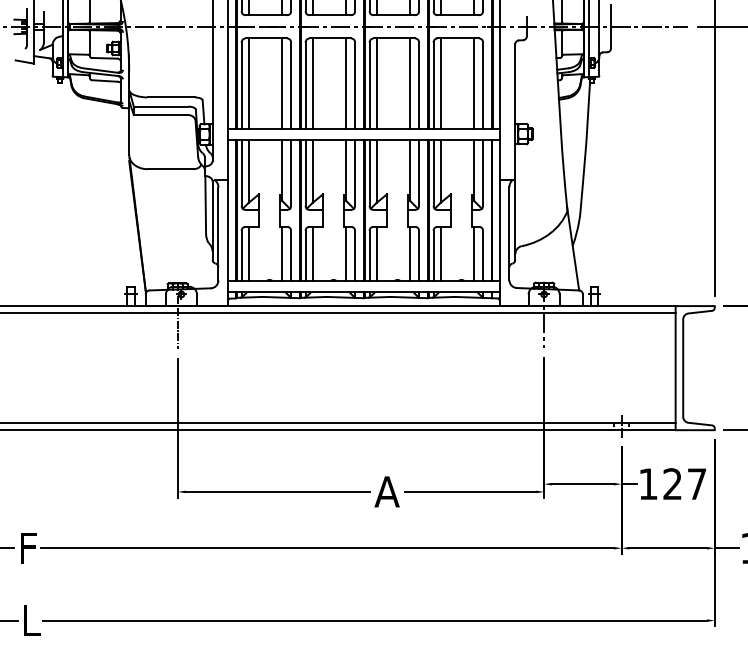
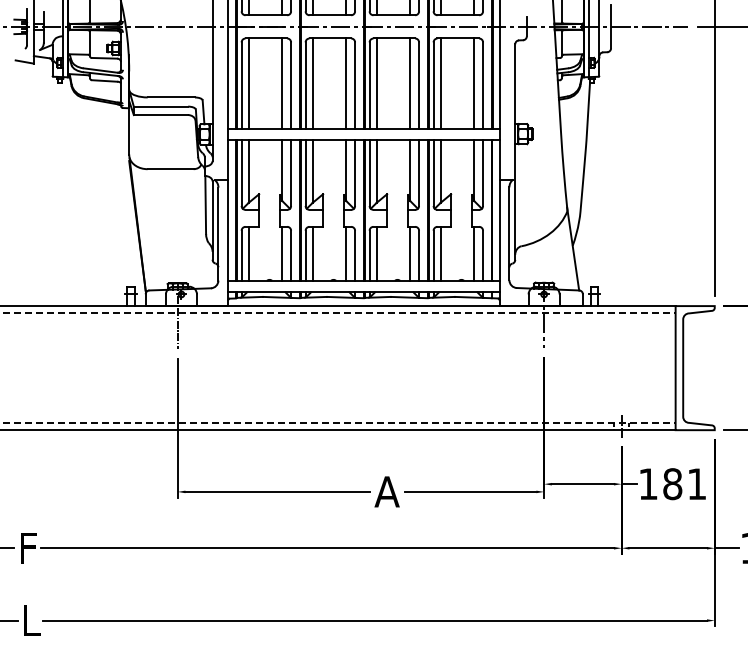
line: solid -> dashed (338, 312)
line: solid -> dashed (338, 423)
text: 127 -> 181 (684, 484)
